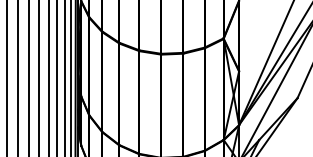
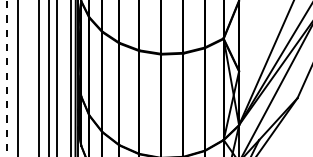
line: present -> none (29, 77)
line: present -> none (64, 77)
line: solid -> dashed (6, 78)
